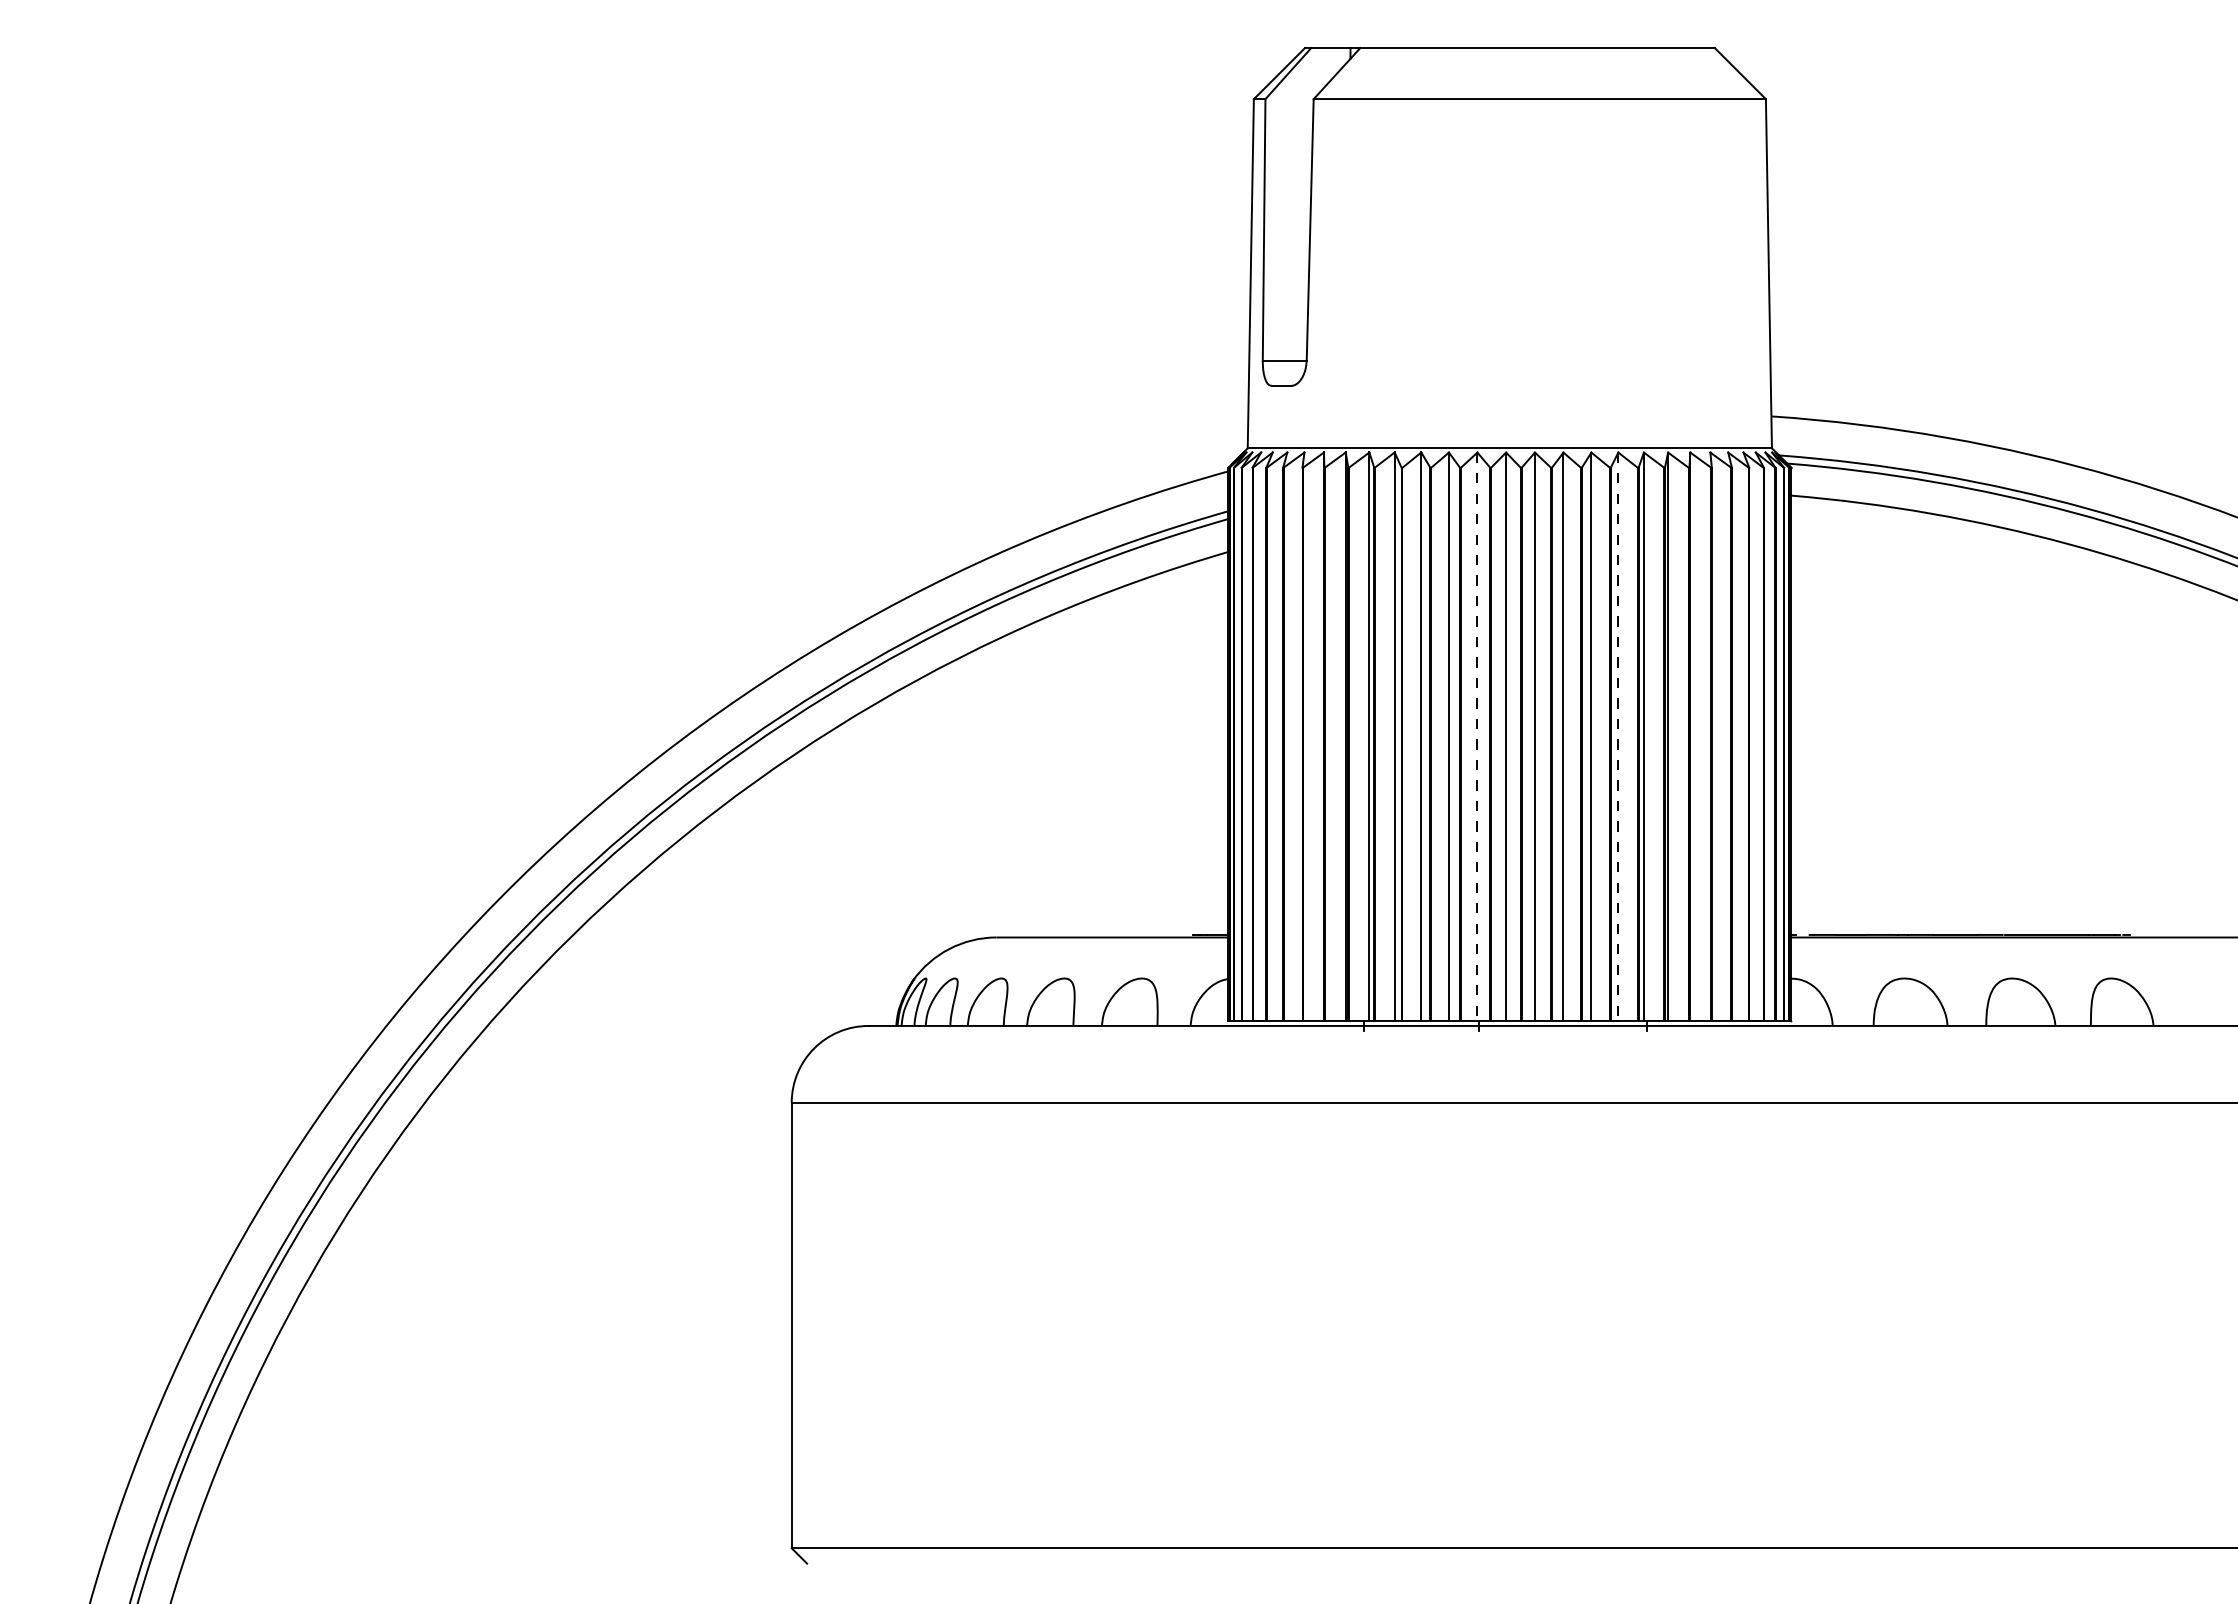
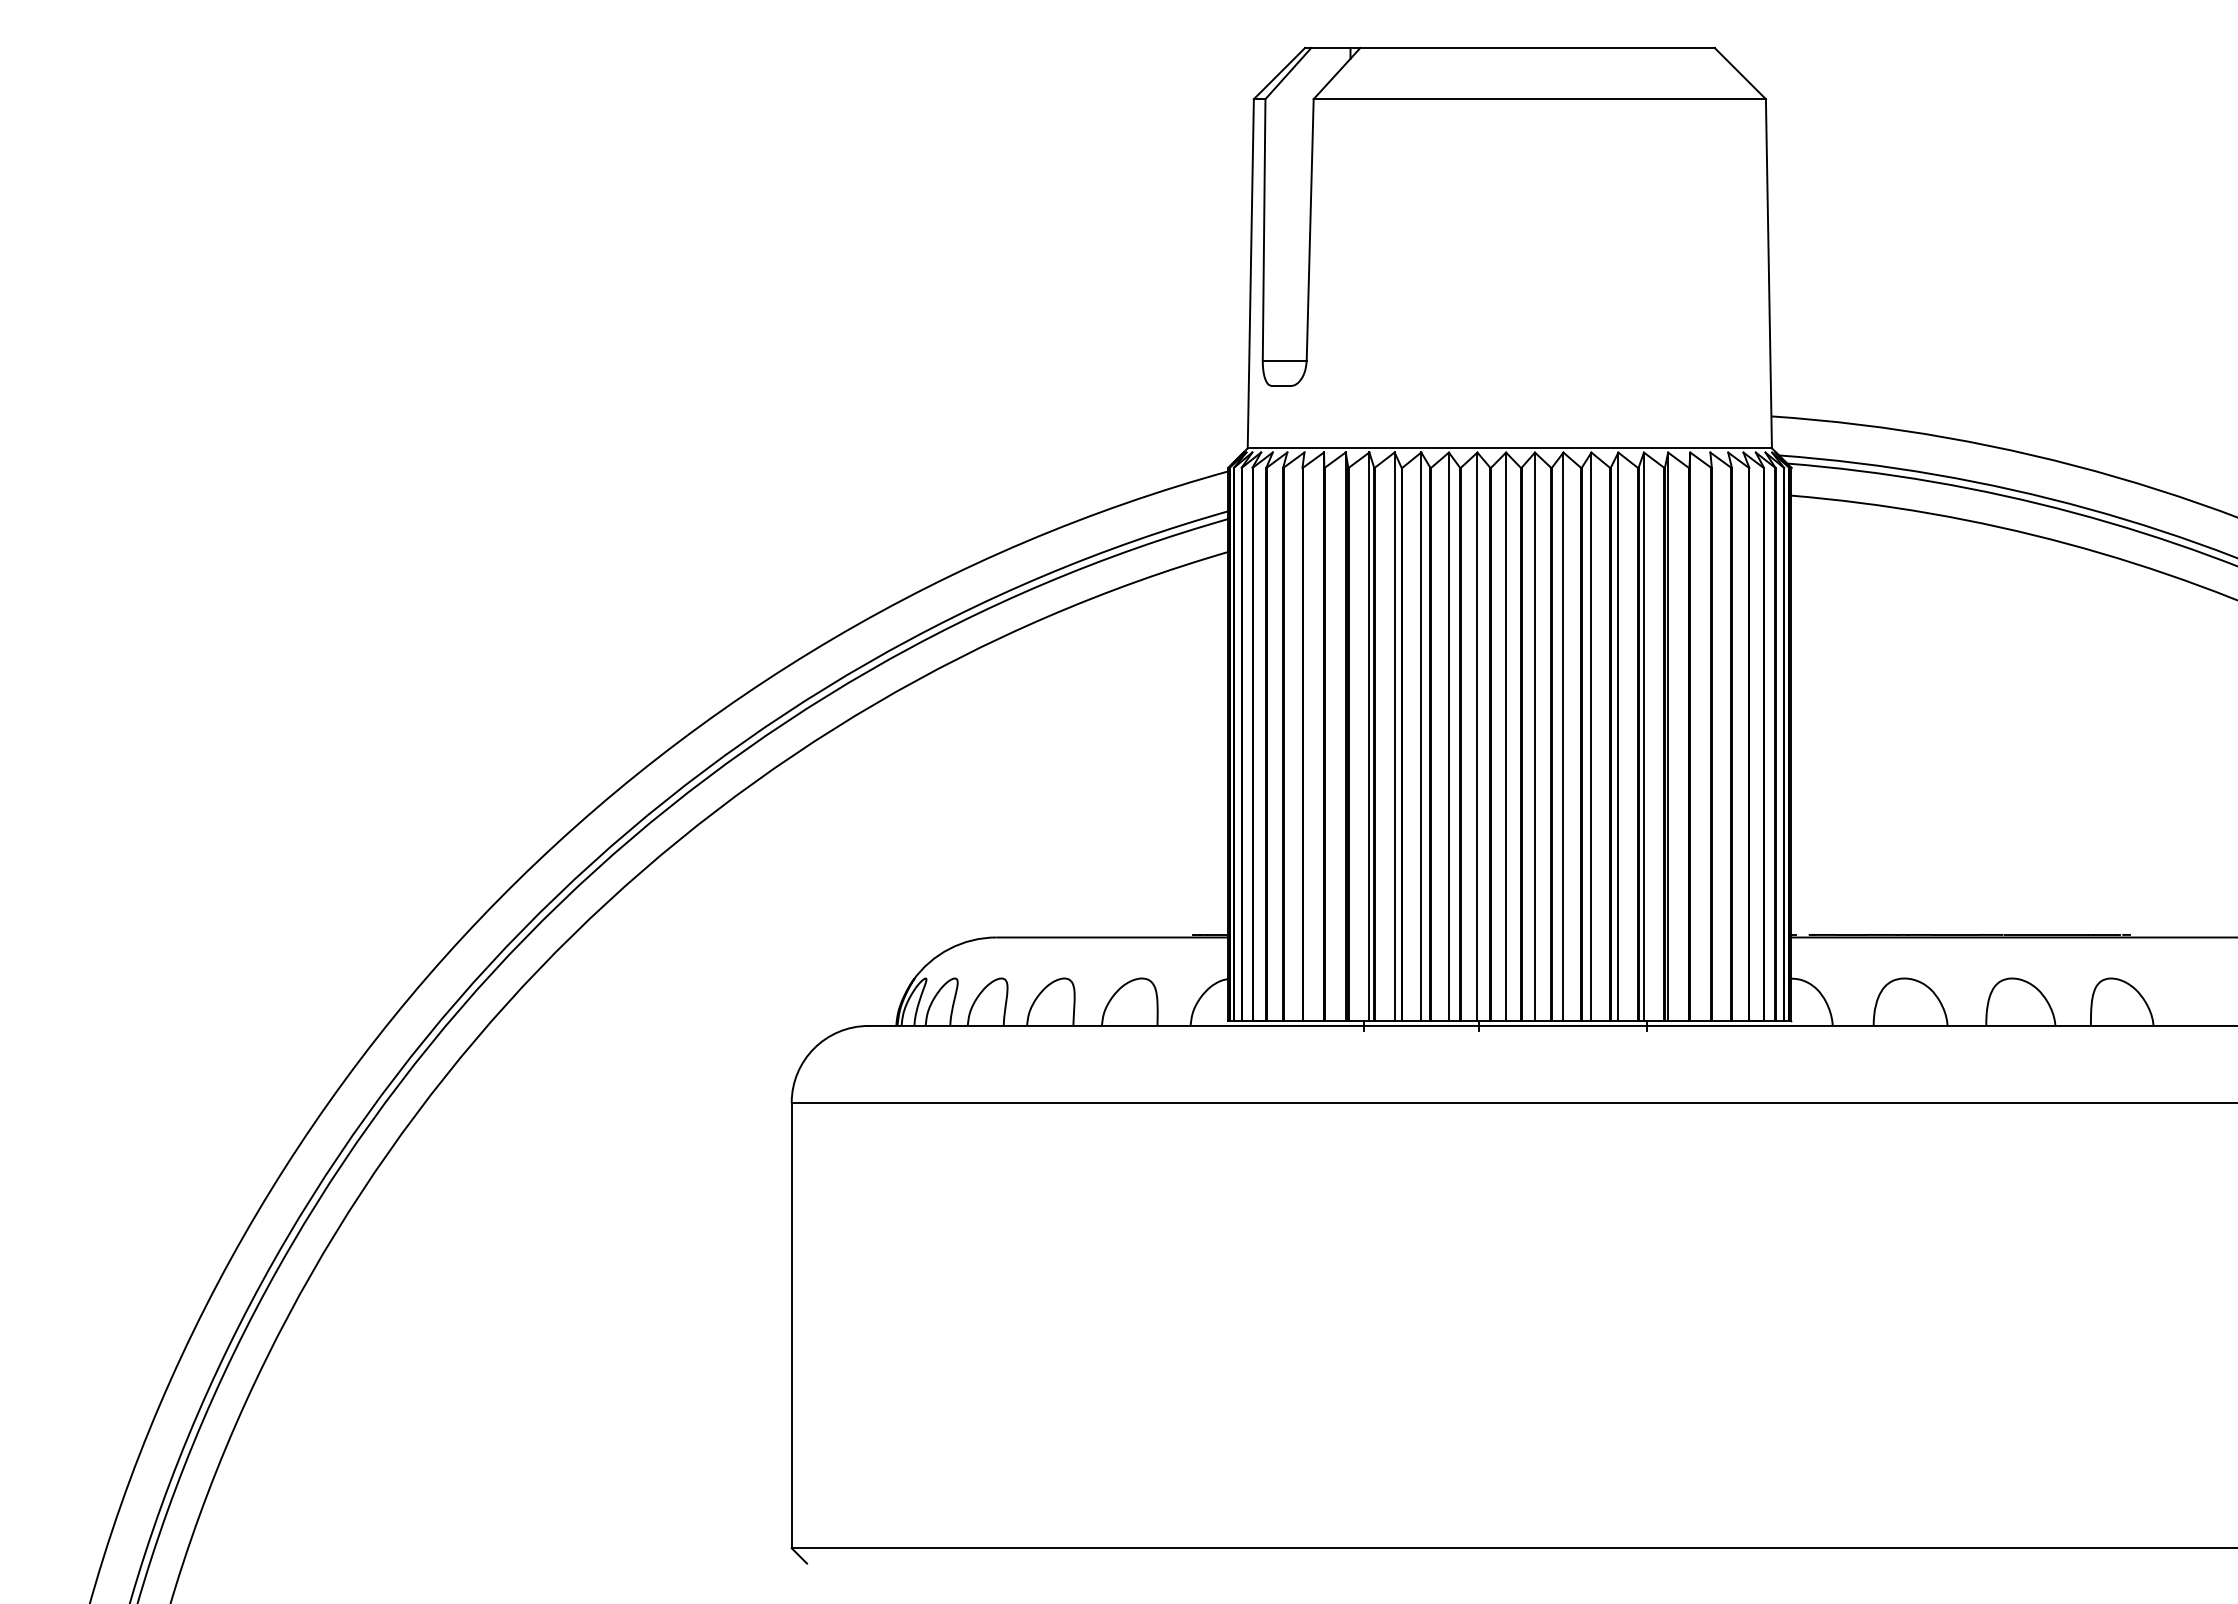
line: dashed -> solid (1477, 737)
line: dashed -> solid (1618, 737)
